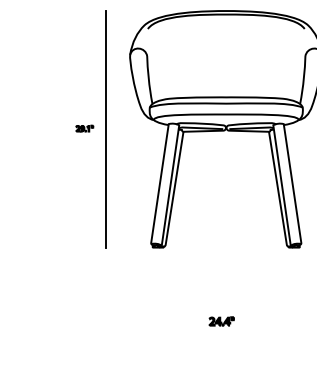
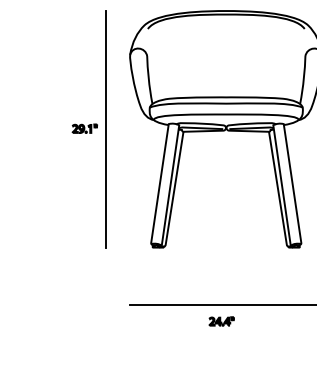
part size: 20x9 px -> 27x11 px (84, 128)
line: none -> present (221, 304)
